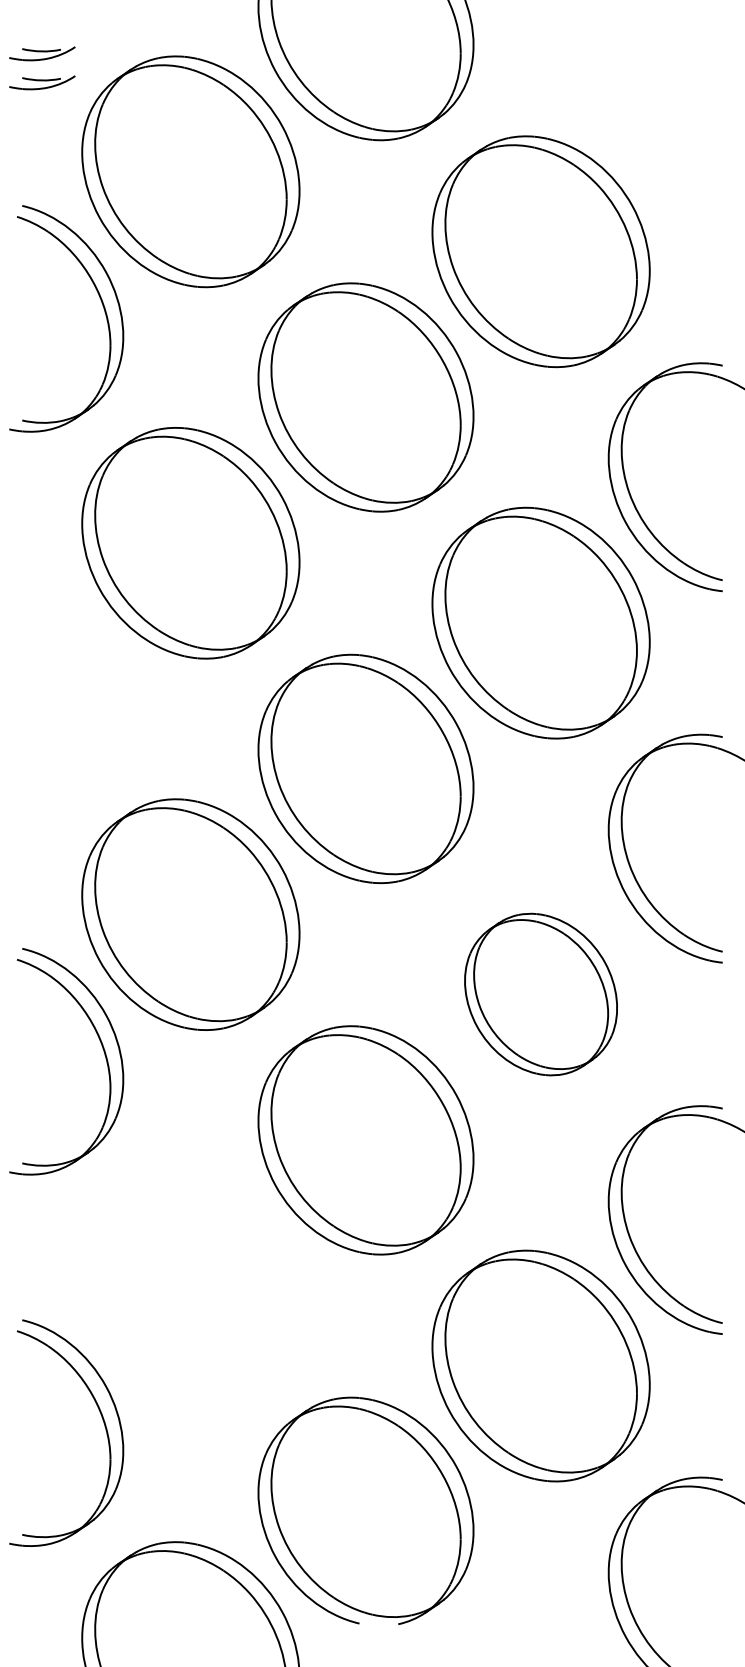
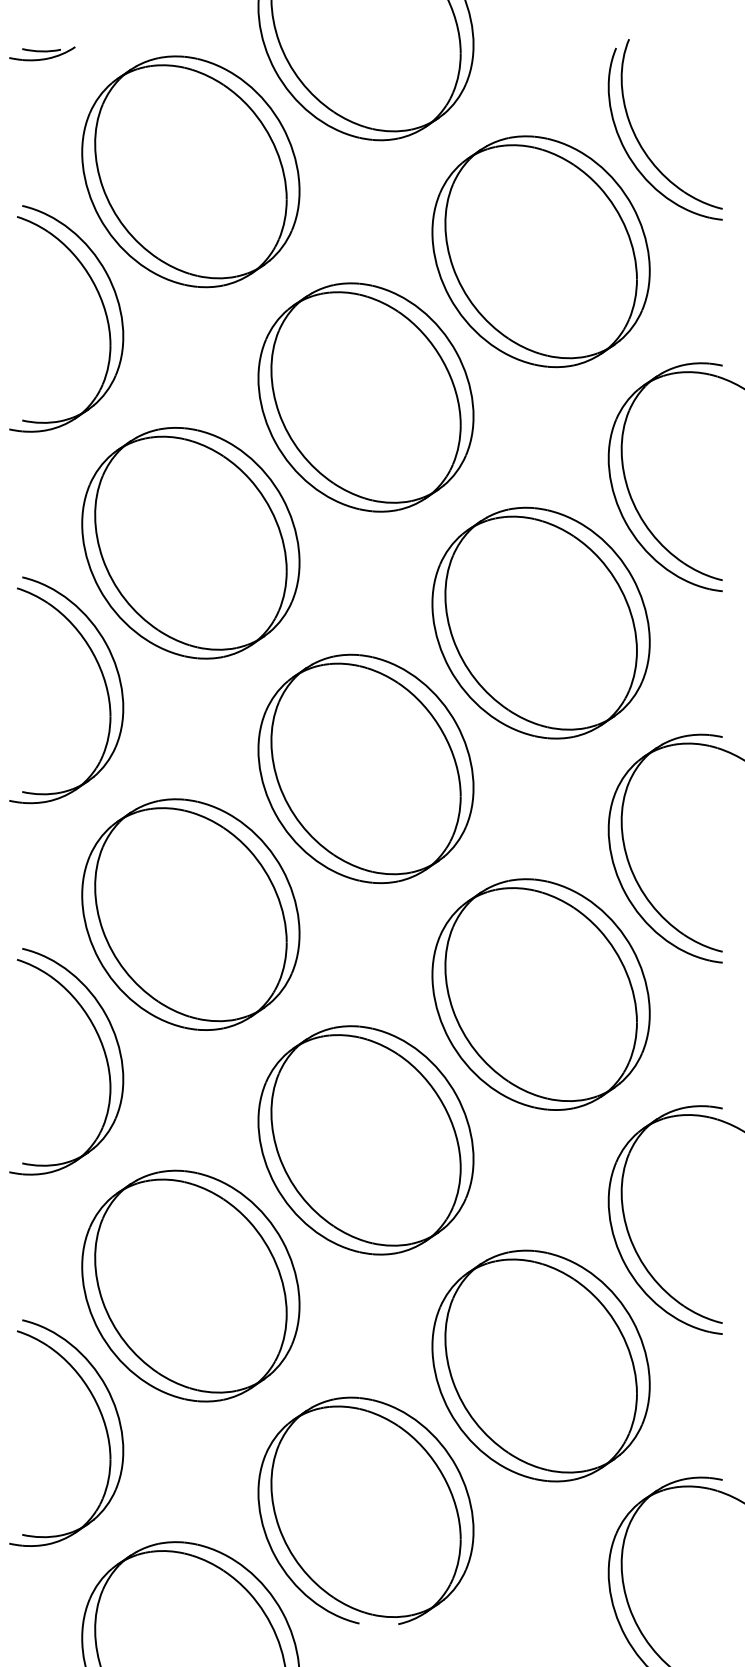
part: present -> none (42, 82)
part: none -> present (639, 141)
part: none -> present (102, 677)
part size: 154x165 px -> 220x233 px (540, 994)
part: none -> present (190, 1285)
